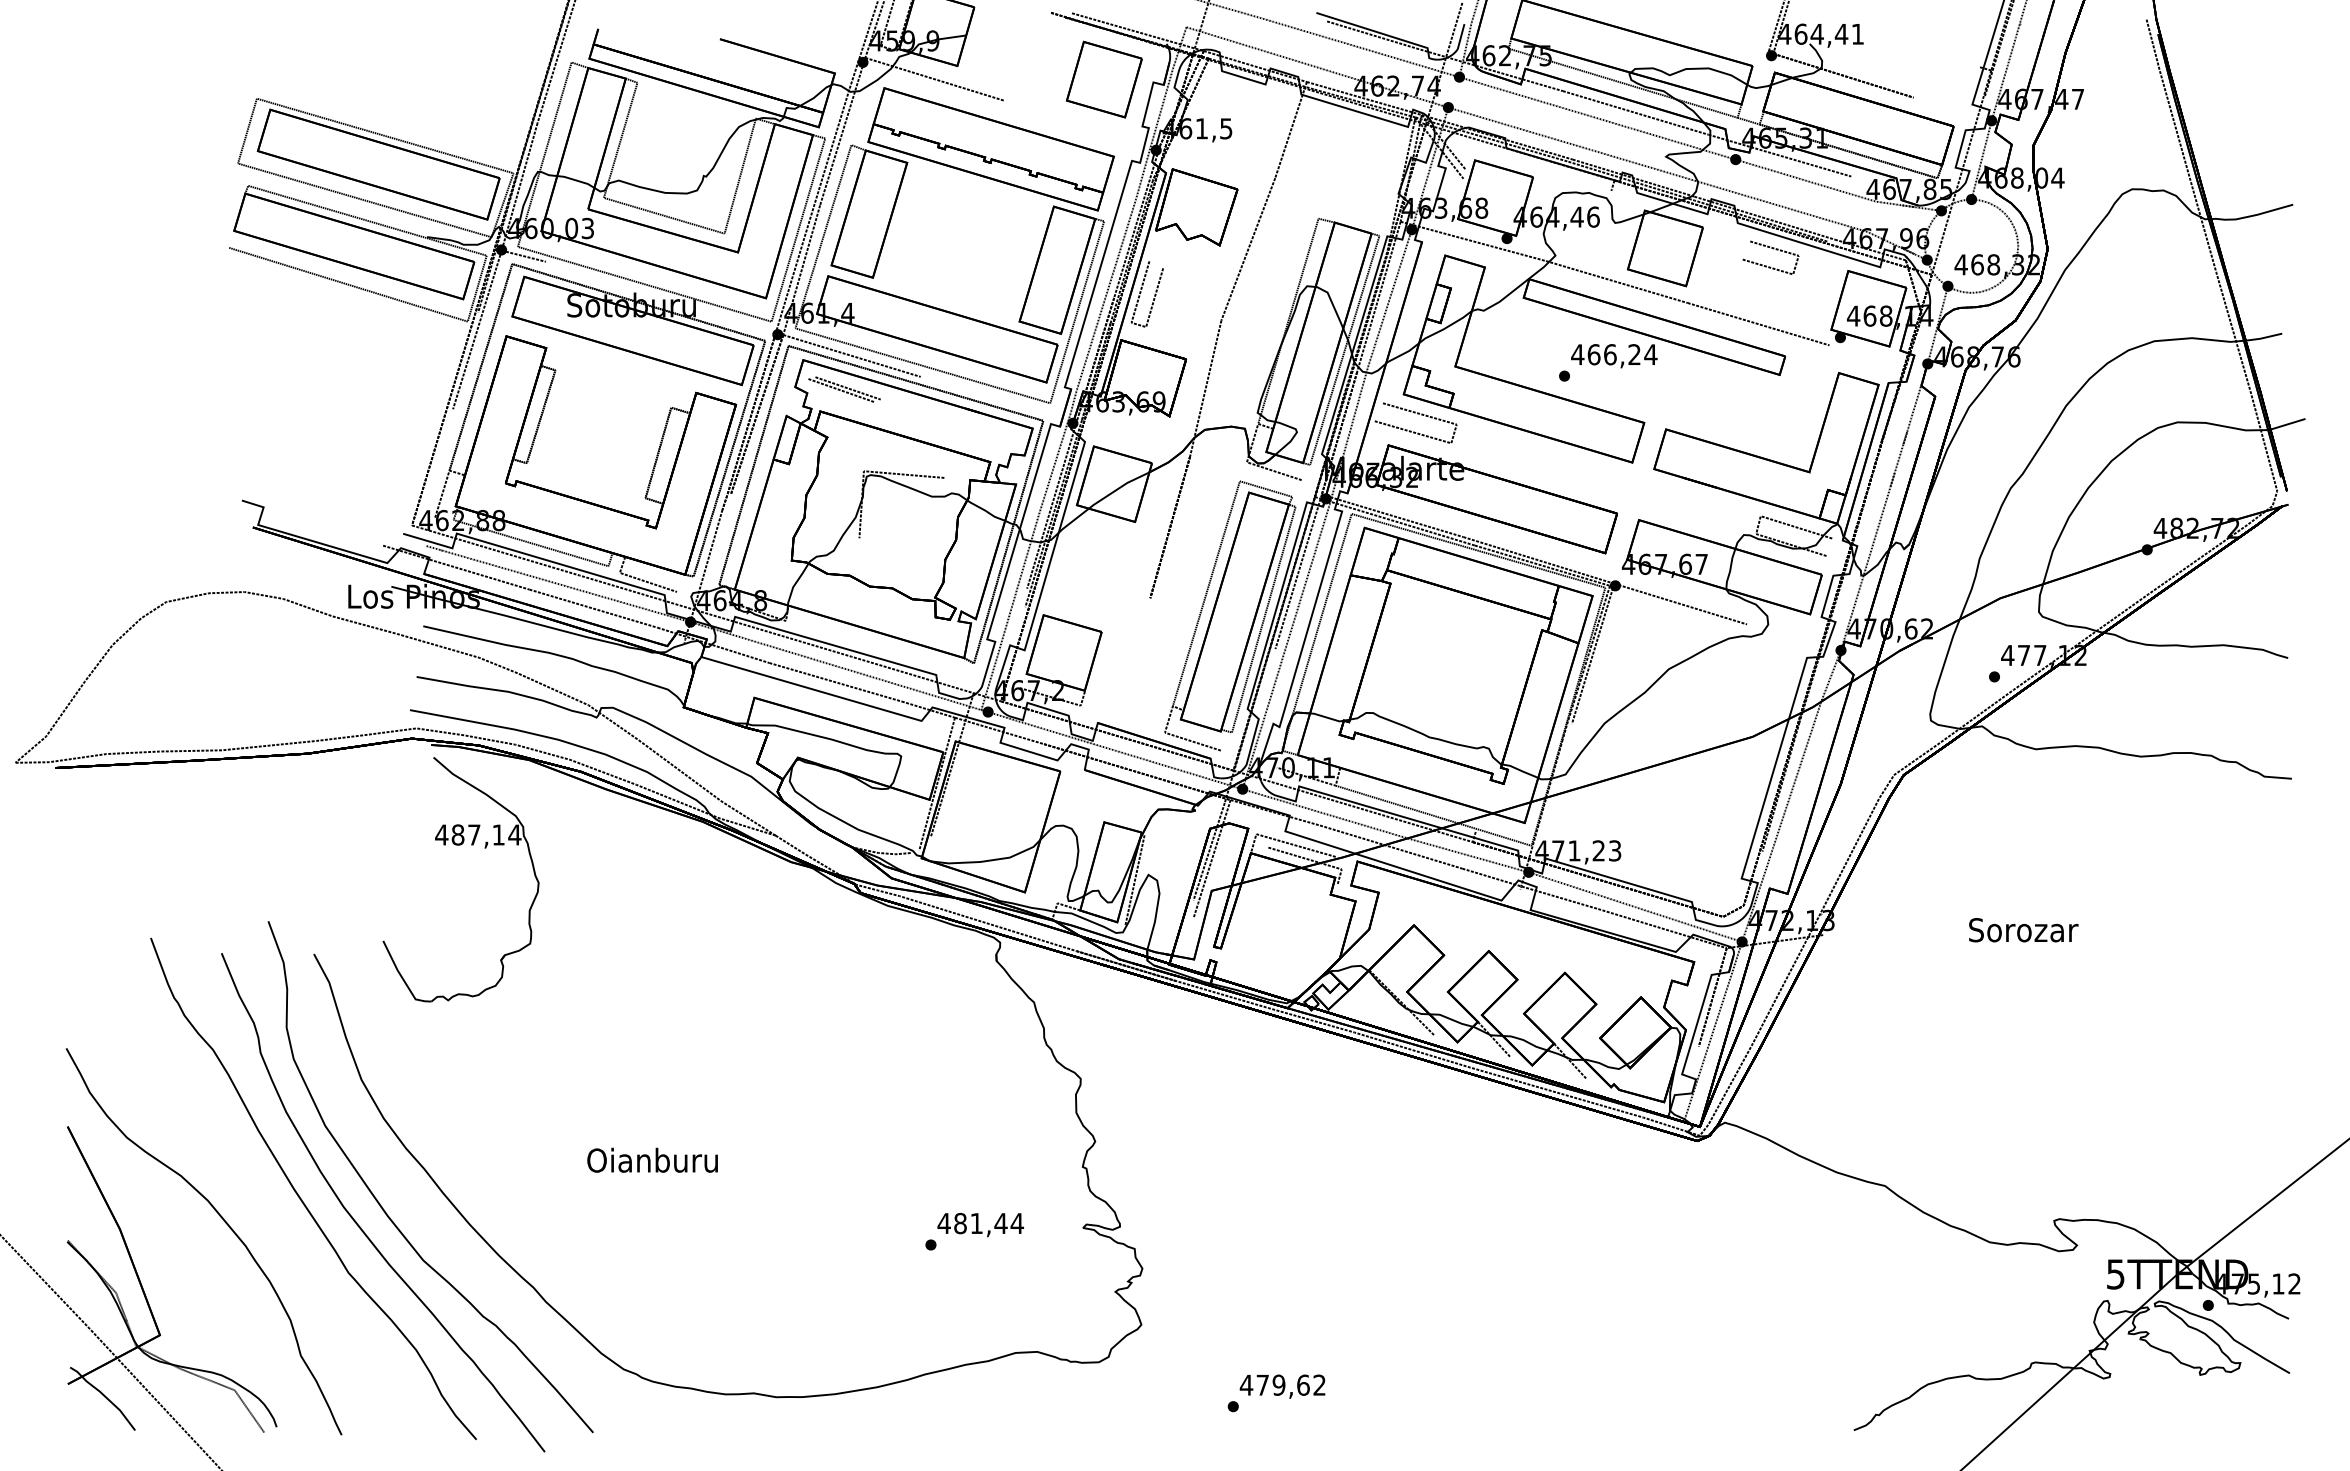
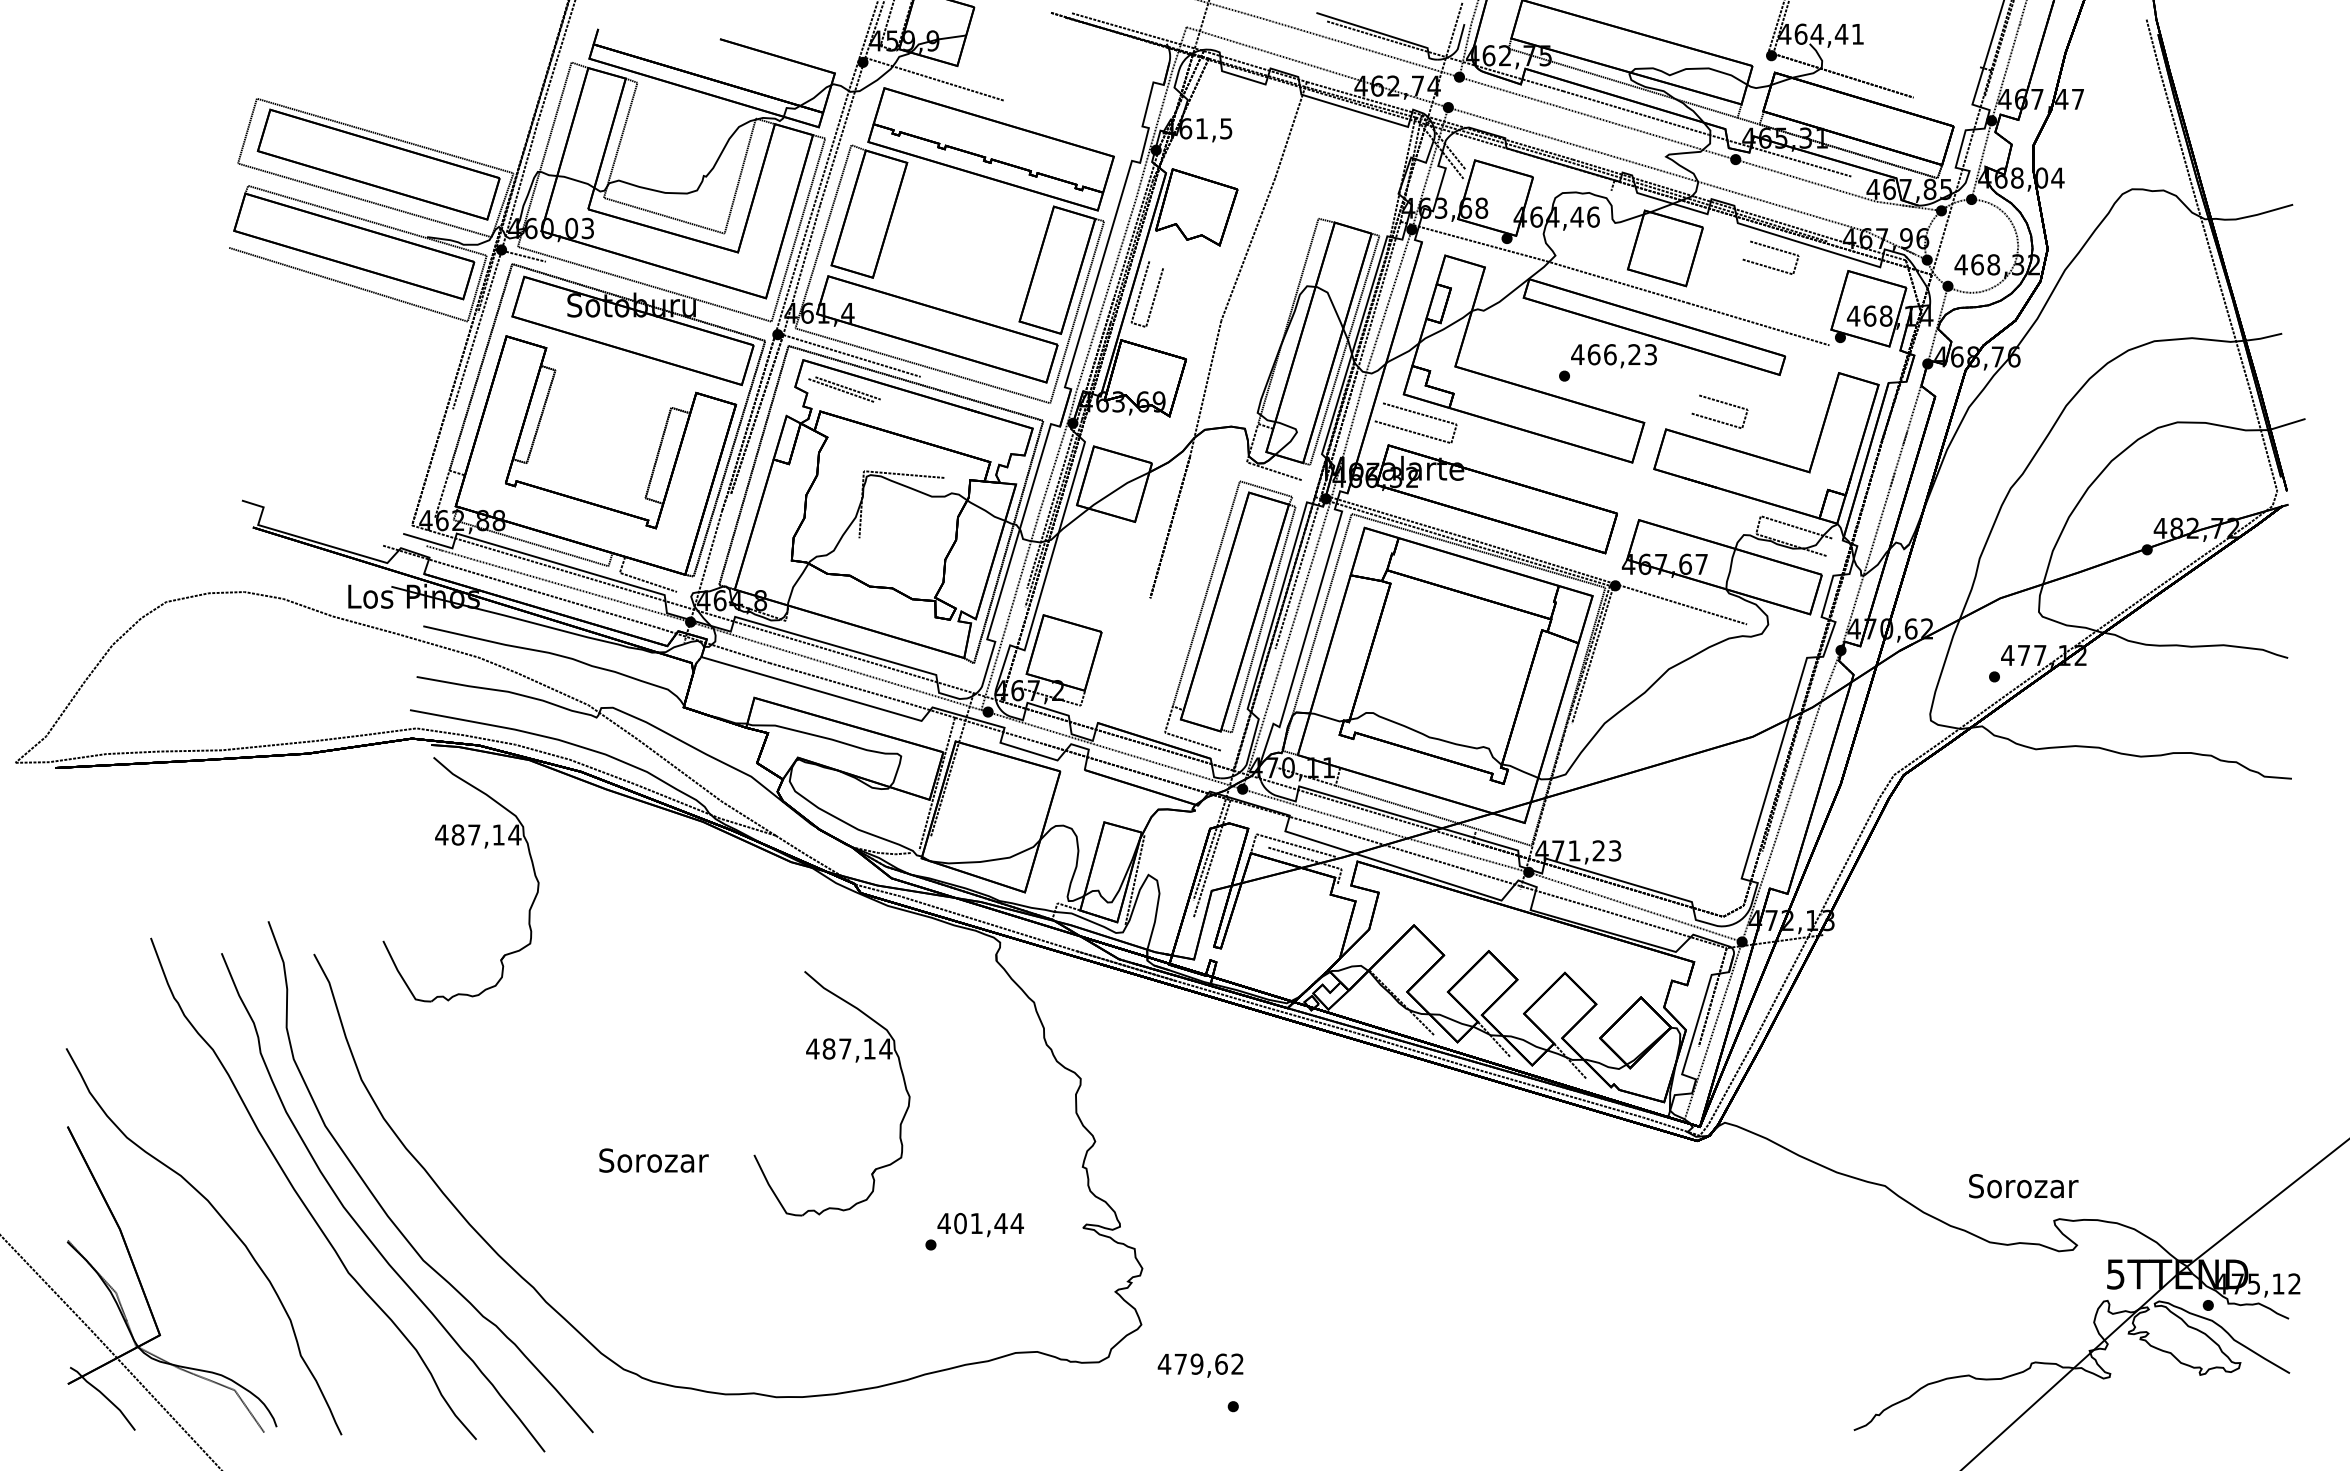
part: present -> none (1103, 79)
text: 466,24 -> 466,23 (1650, 354)
line: none -> present (1722, 403)
text position: (2023, 930) -> (2023, 1186) (2023, 1186)
part: none -> present (831, 1059)
text: Oianburu -> Sorozar (652, 1159)
text: 481,44 -> 401,44 (960, 1223)
text position: (1282, 1386) -> (1200, 1365) (1200, 1365)
